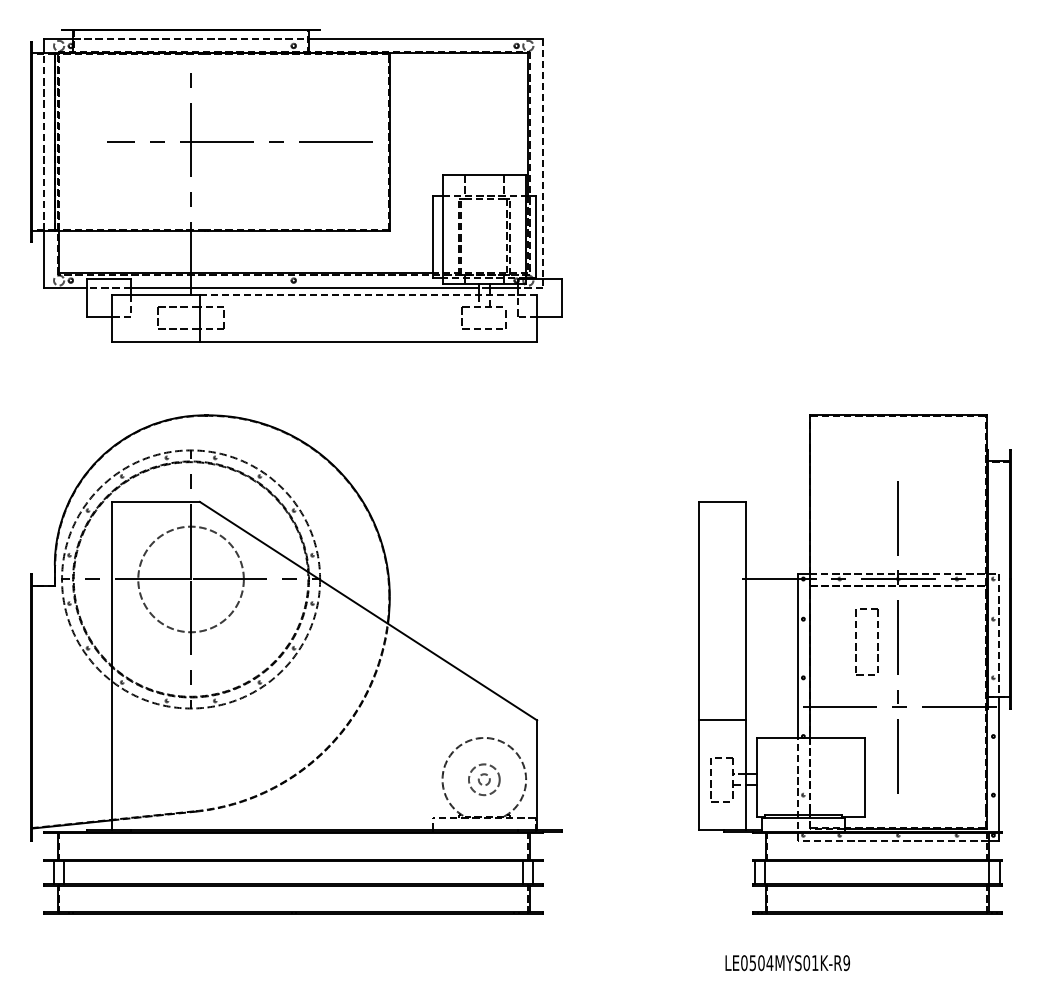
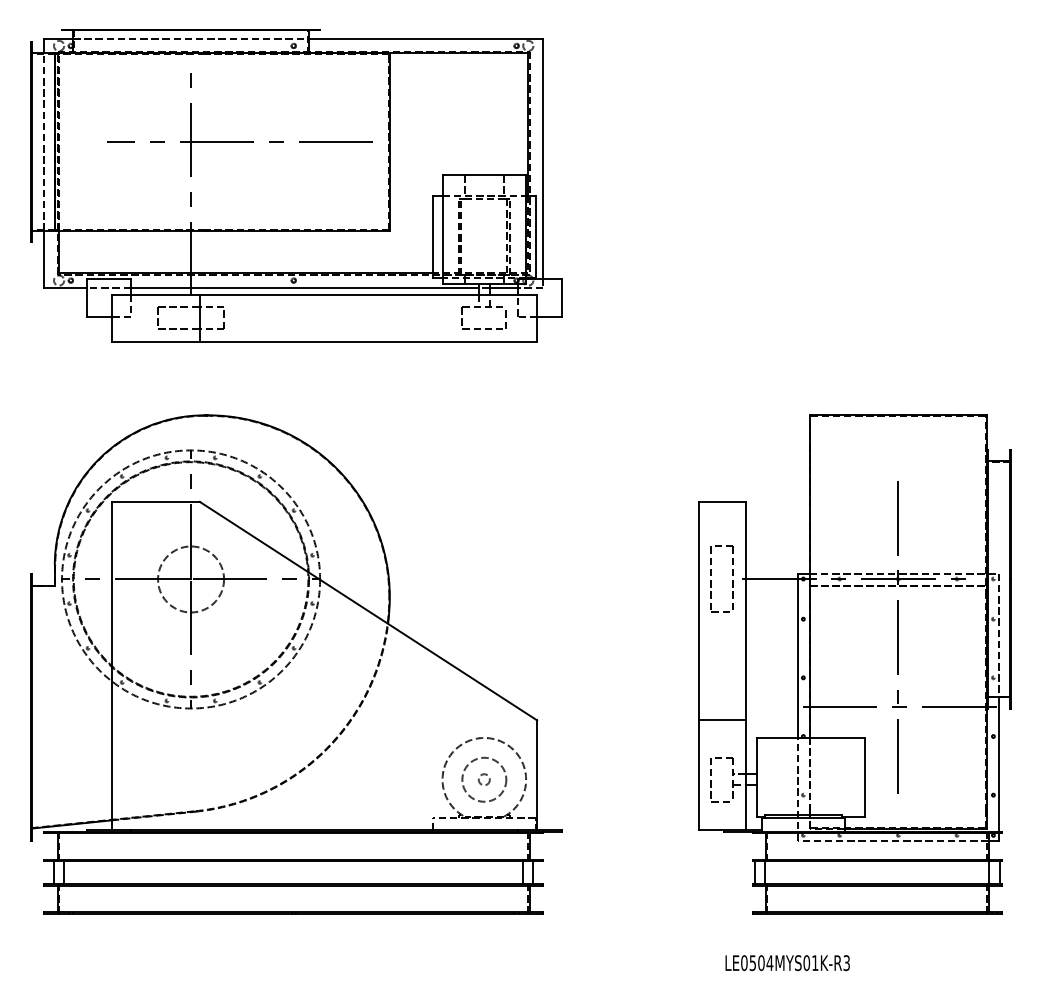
line: dashed -> solid (543, 158)
line: dashed -> solid (368, 294)
circle diameter: 106 px -> 66 px (191, 579)
part position: (856, 643) -> (711, 580) (711, 580)
circle diameter: 31 px -> 44 px (484, 779)
text: LE0504MYS01K-R9 -> LE0504MYS01K-R3 (846, 962)
